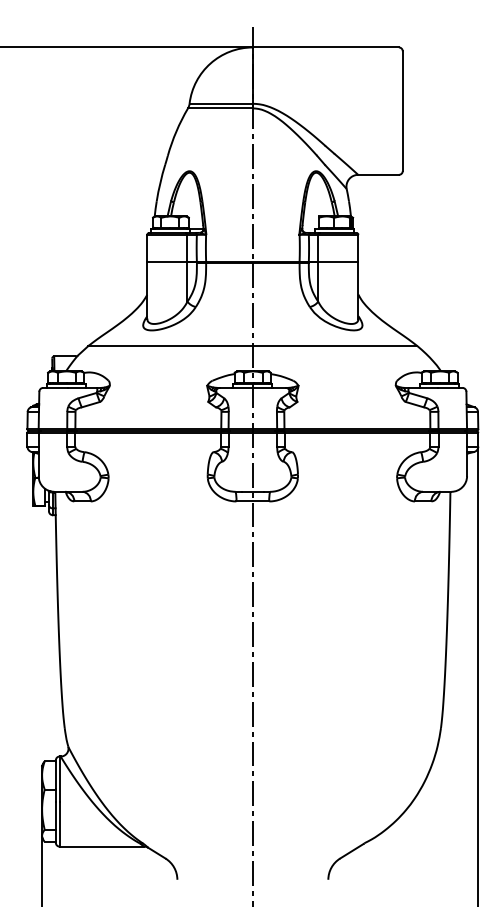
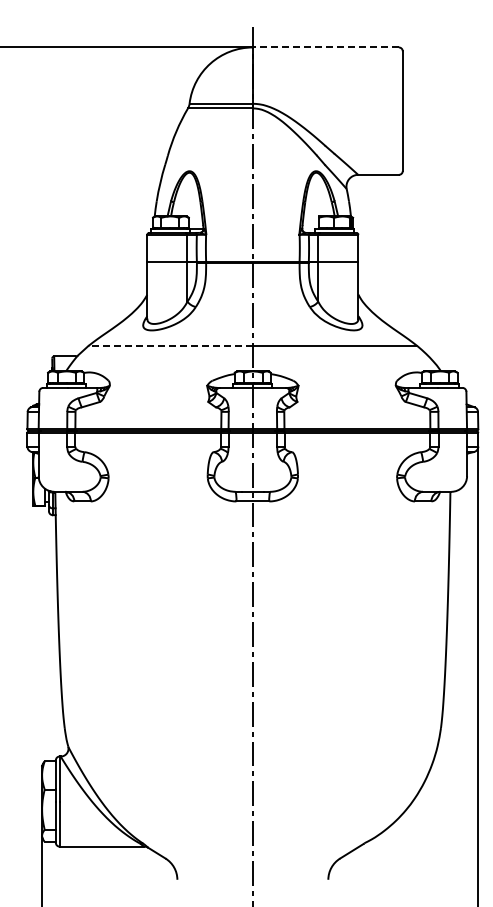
line: solid -> dashed (325, 47)
line: solid -> dashed (170, 346)
